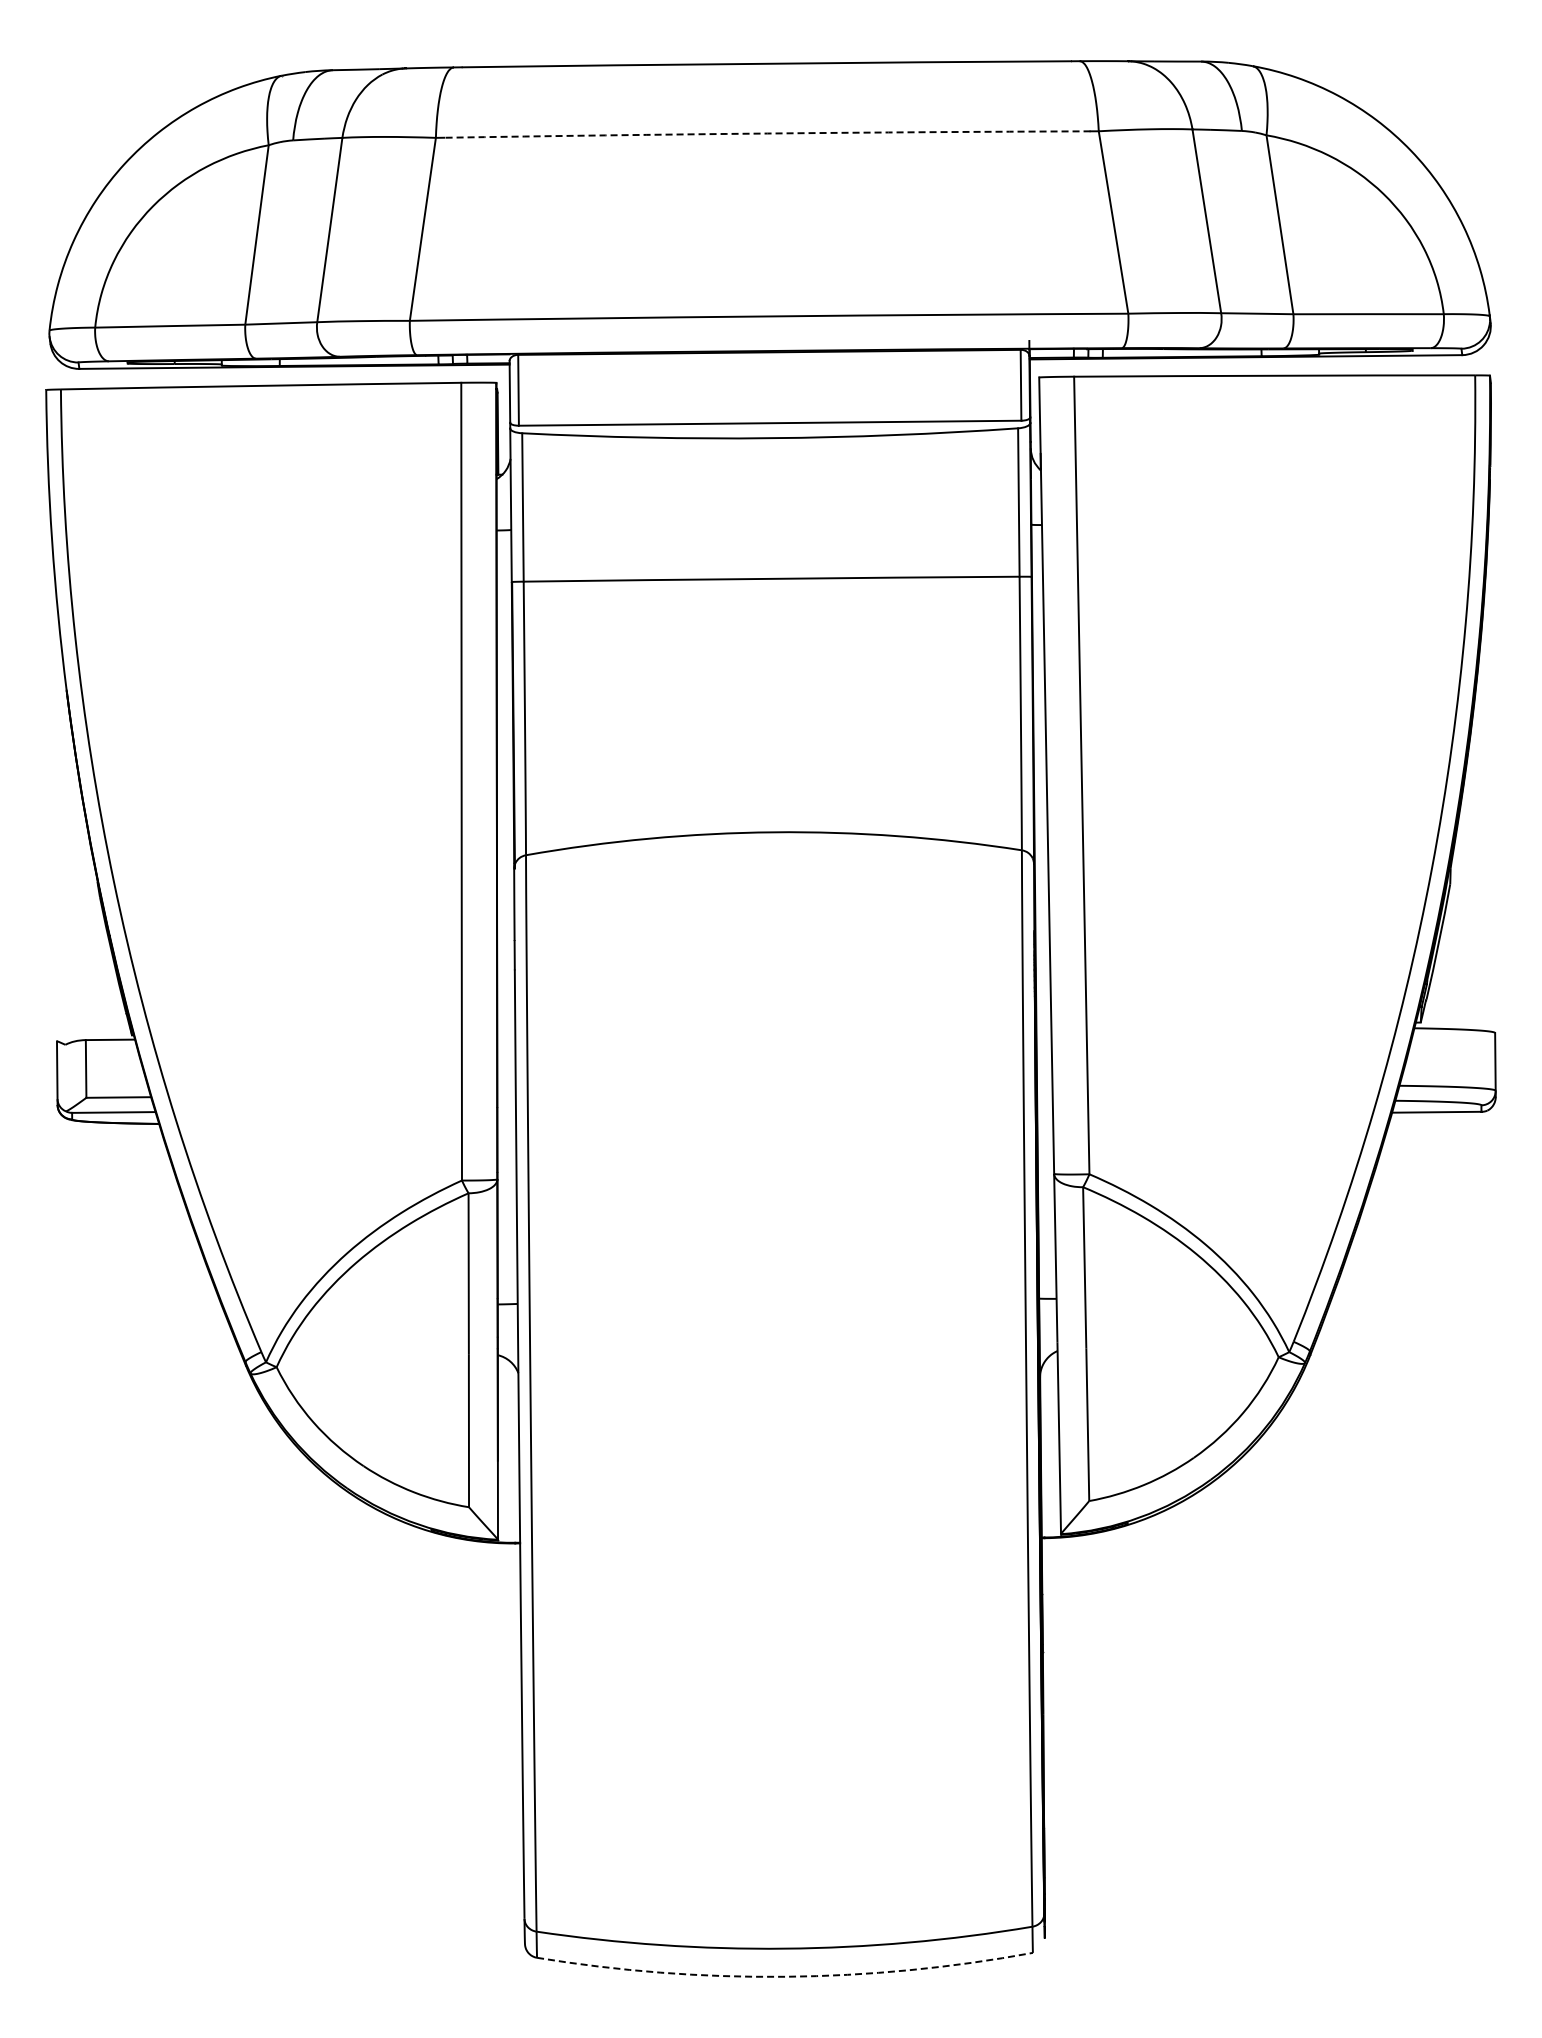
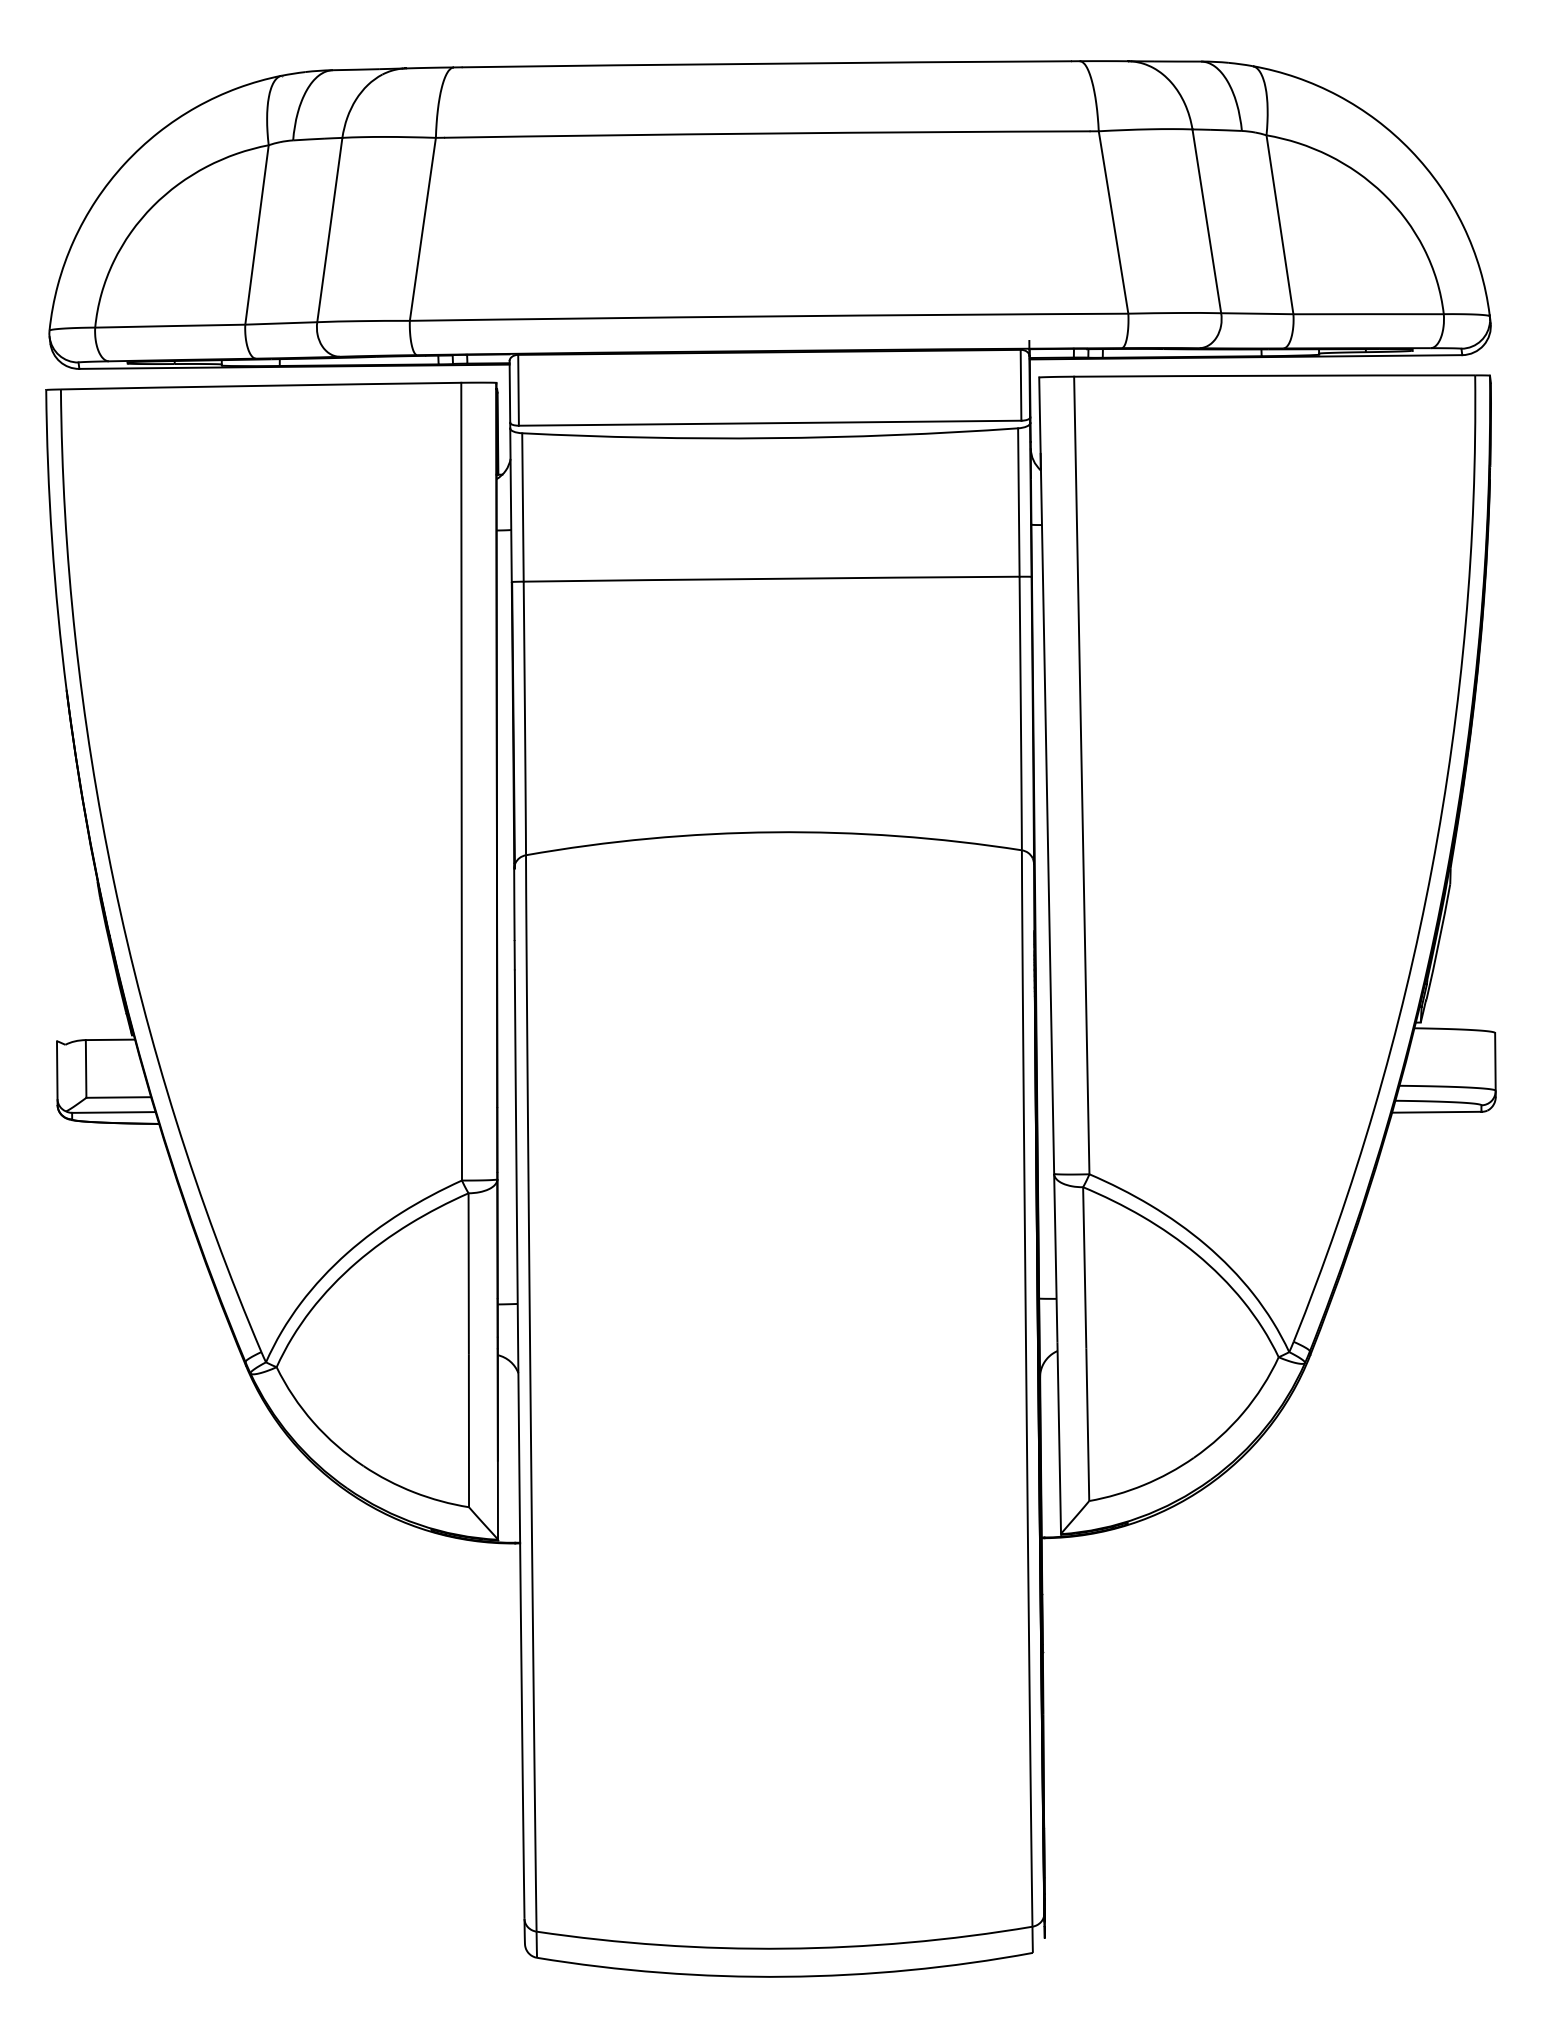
arc: dashed -> solid (767, 133)
arc: dashed -> solid (785, 1976)
